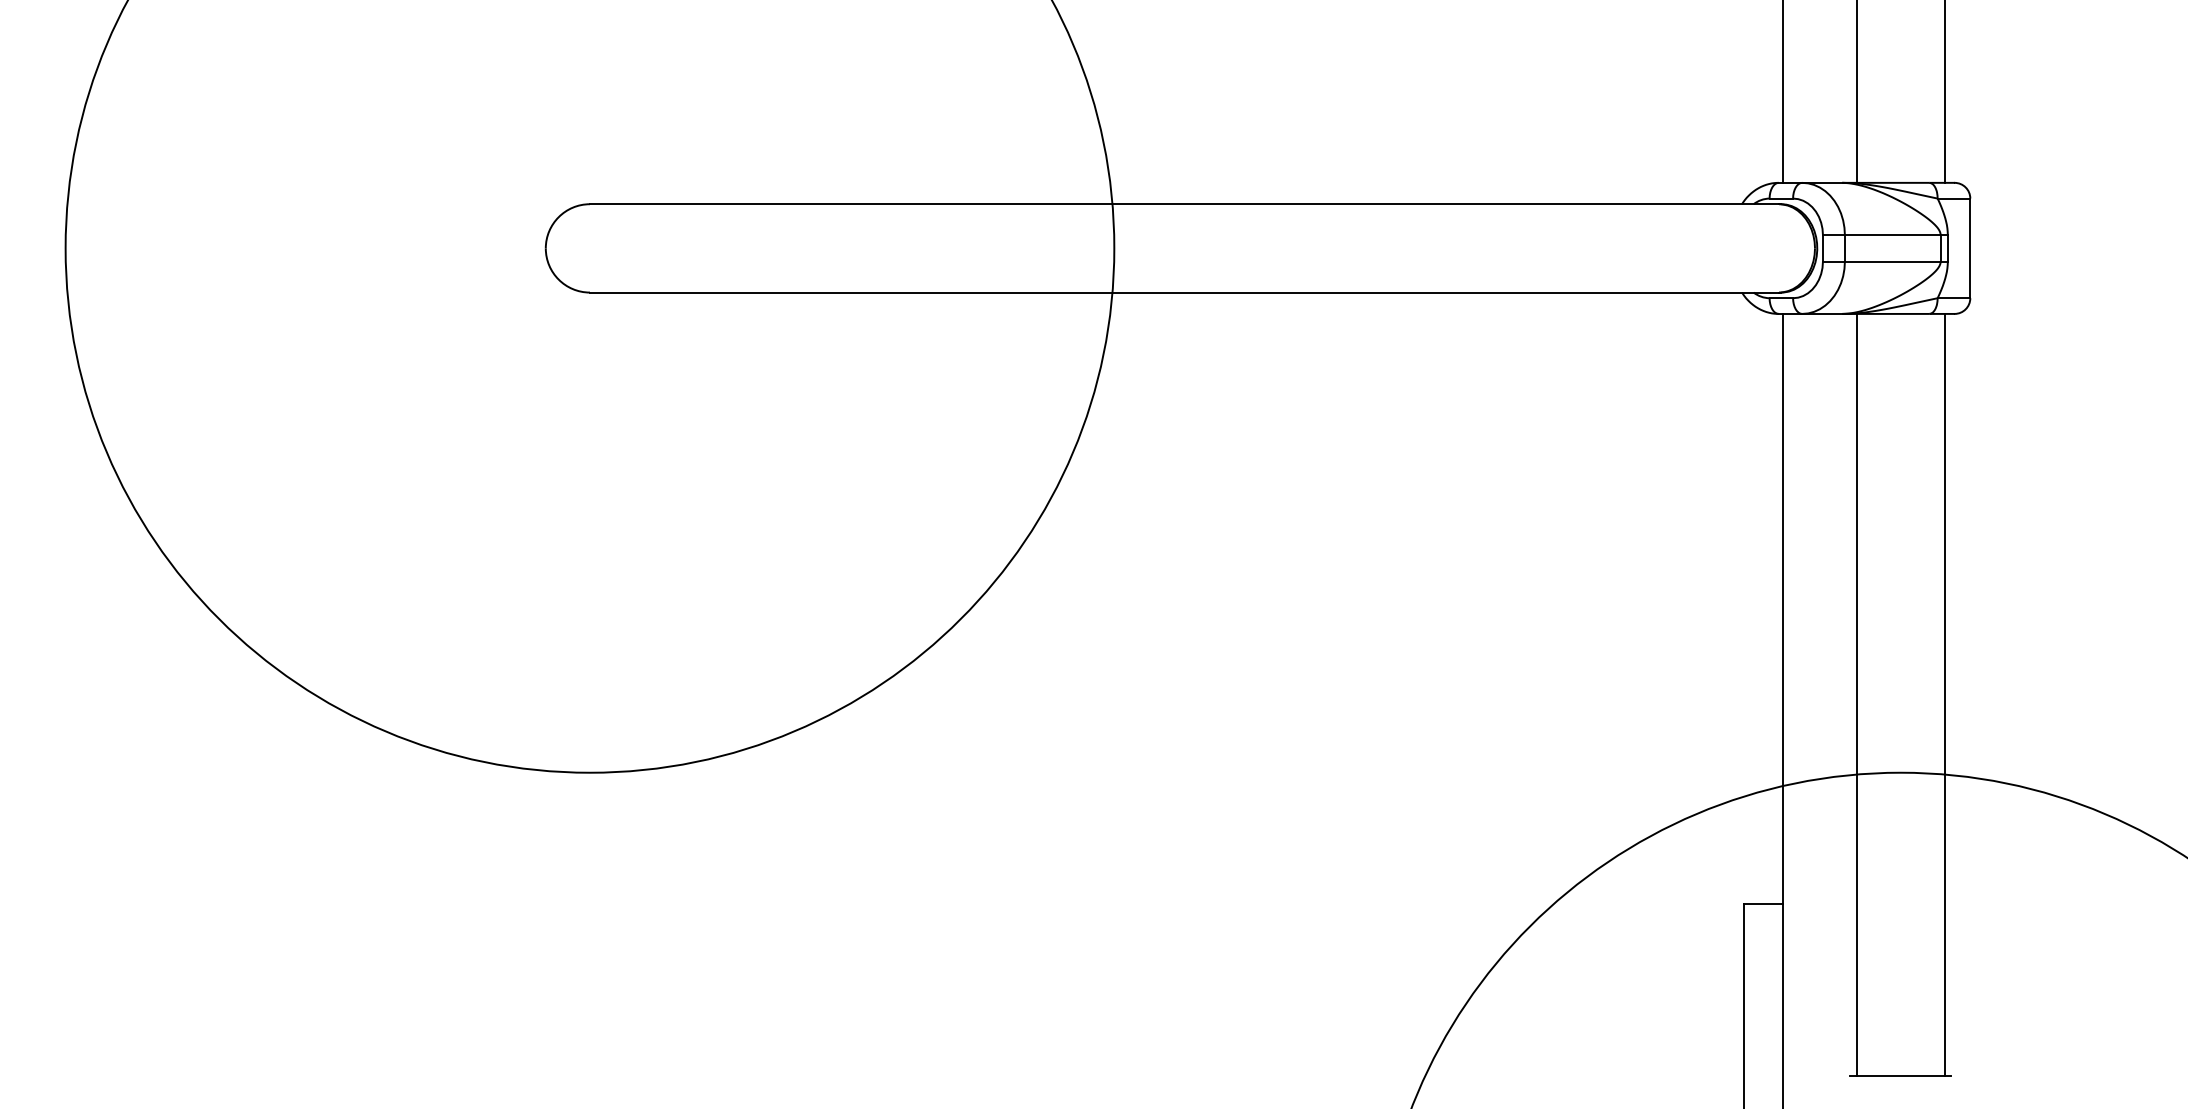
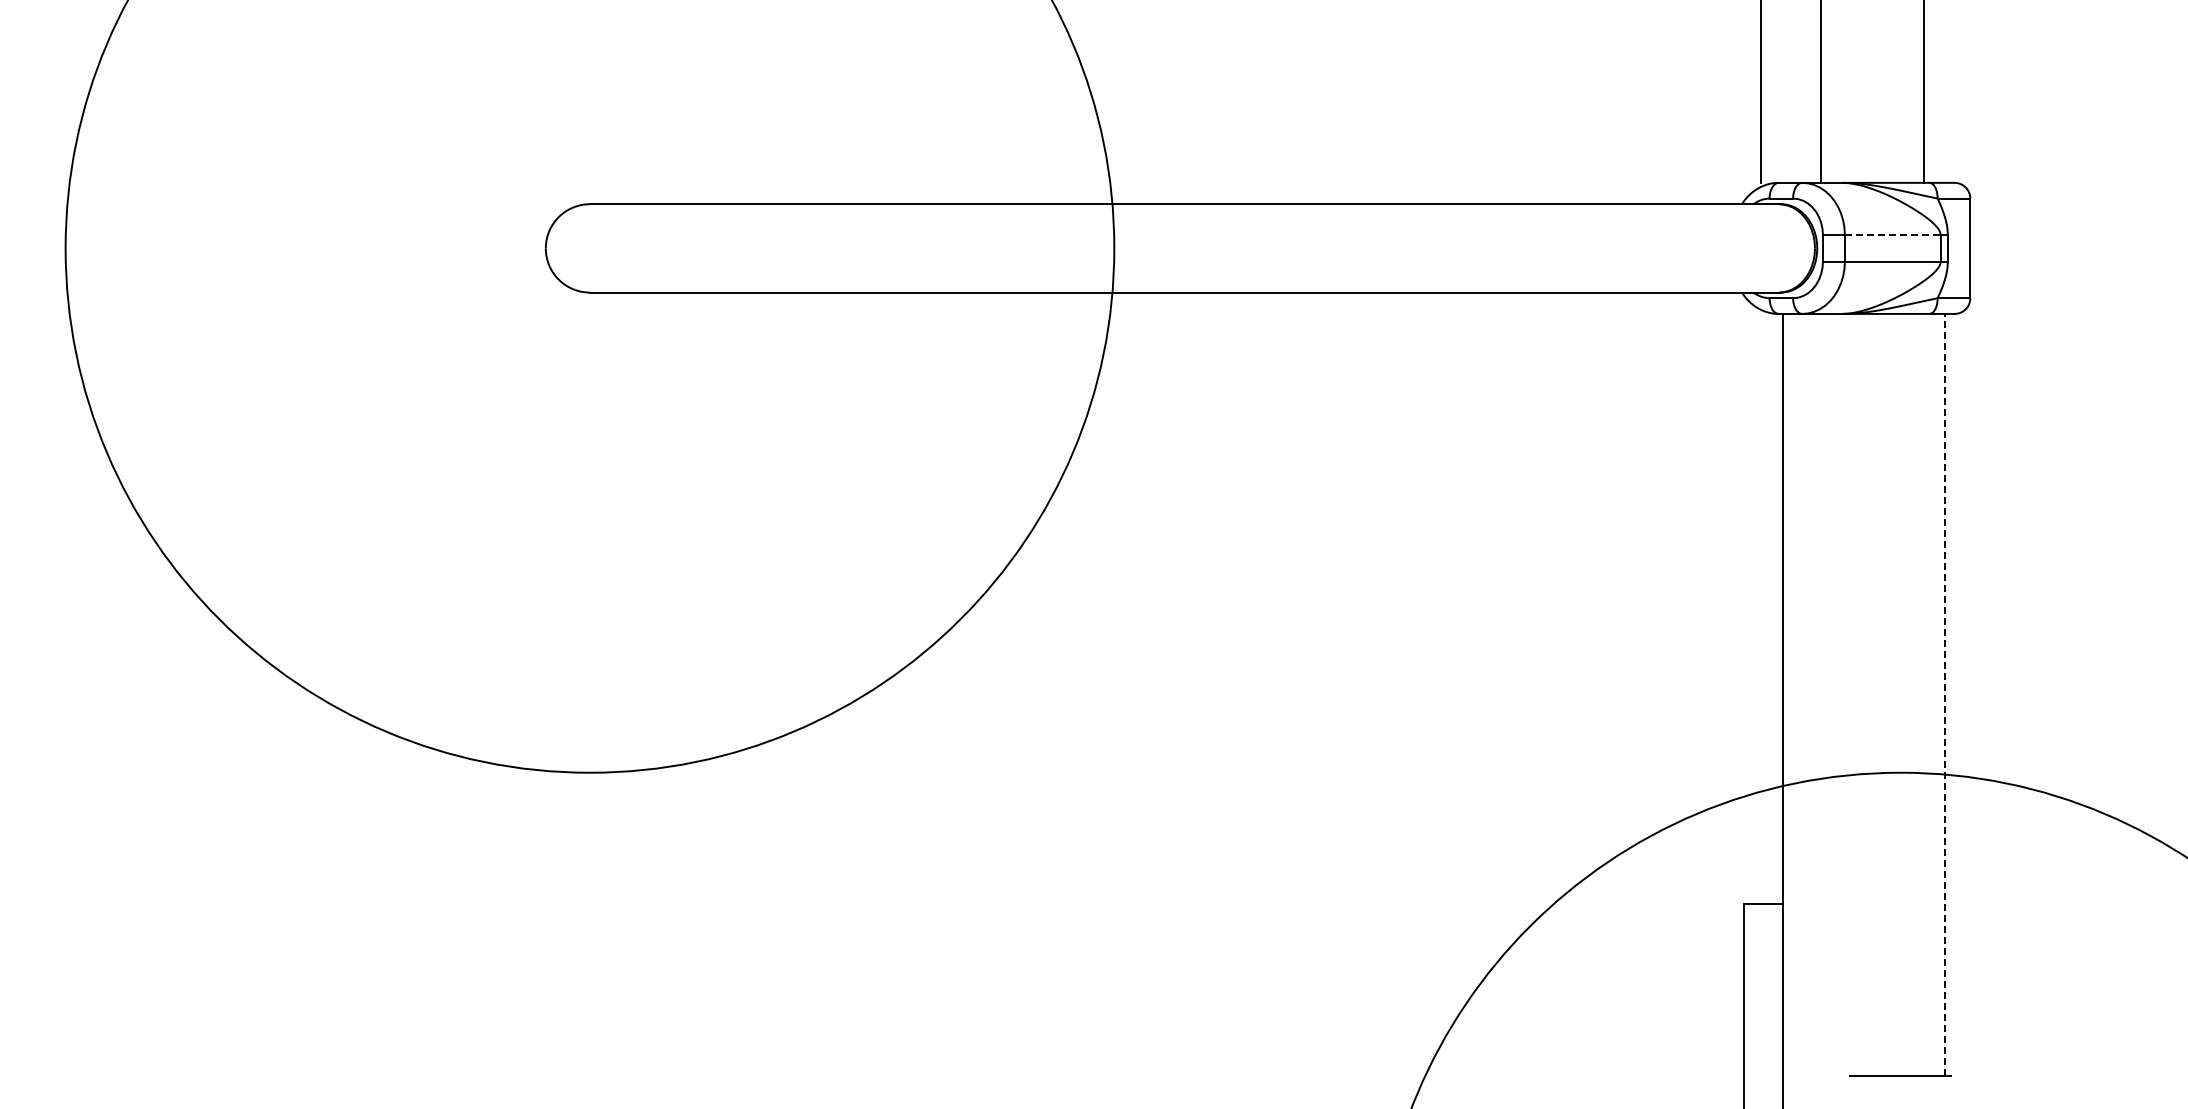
line position: (1782, 92) -> (1760, 92) (1760, 92)
line position: (1856, 92) -> (1820, 92) (1820, 92)
line position: (1945, 92) -> (1924, 92) (1924, 92)
line: solid -> dashed (1892, 235)
line: present -> none (1856, 694)
line: solid -> dashed (1945, 694)
